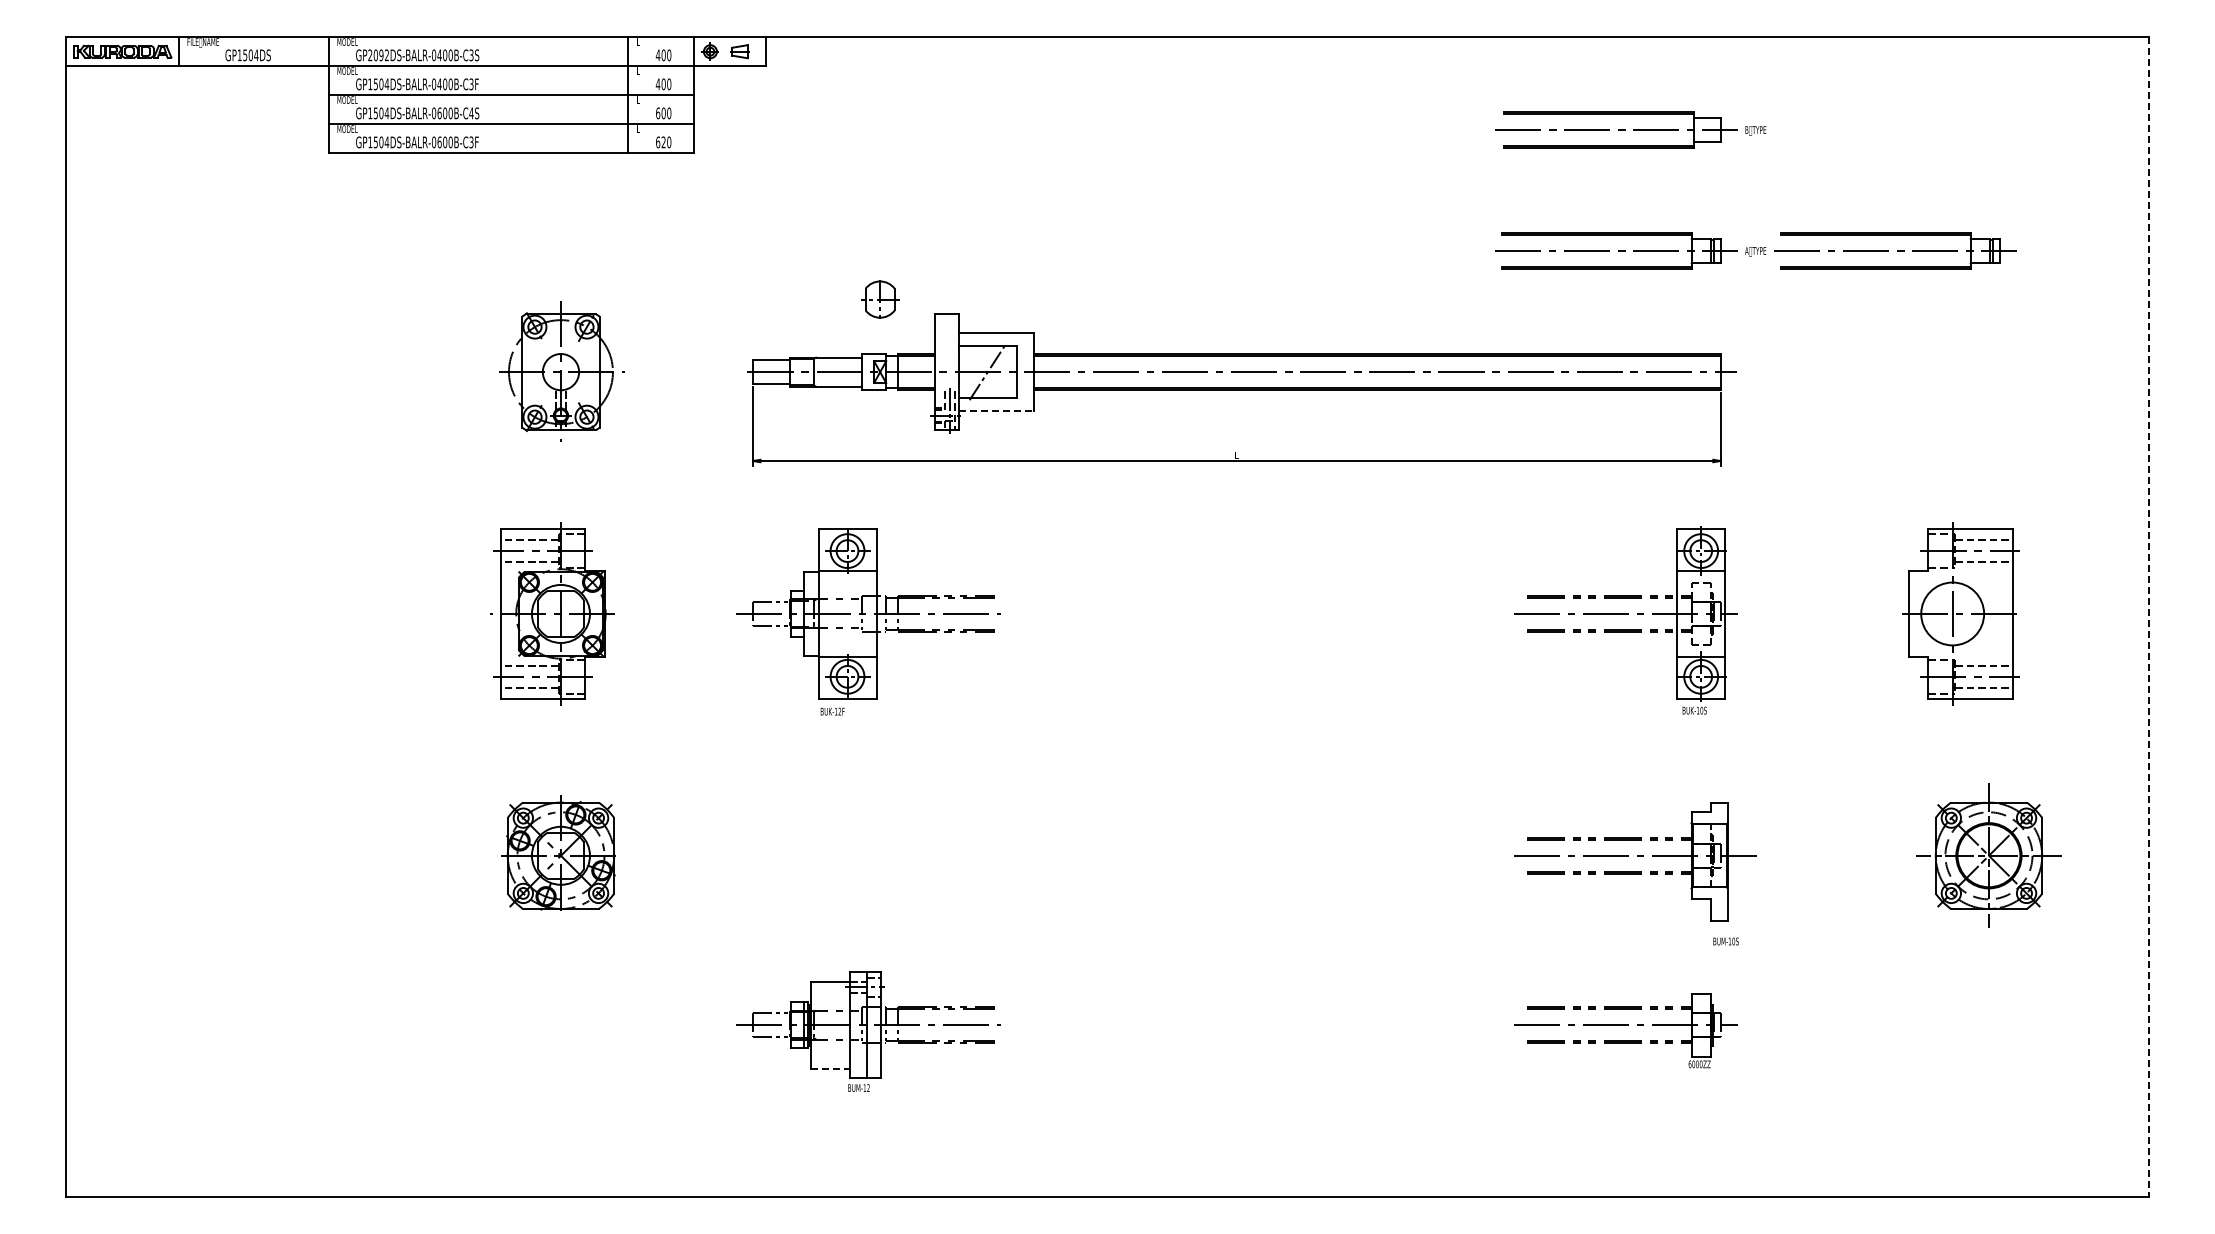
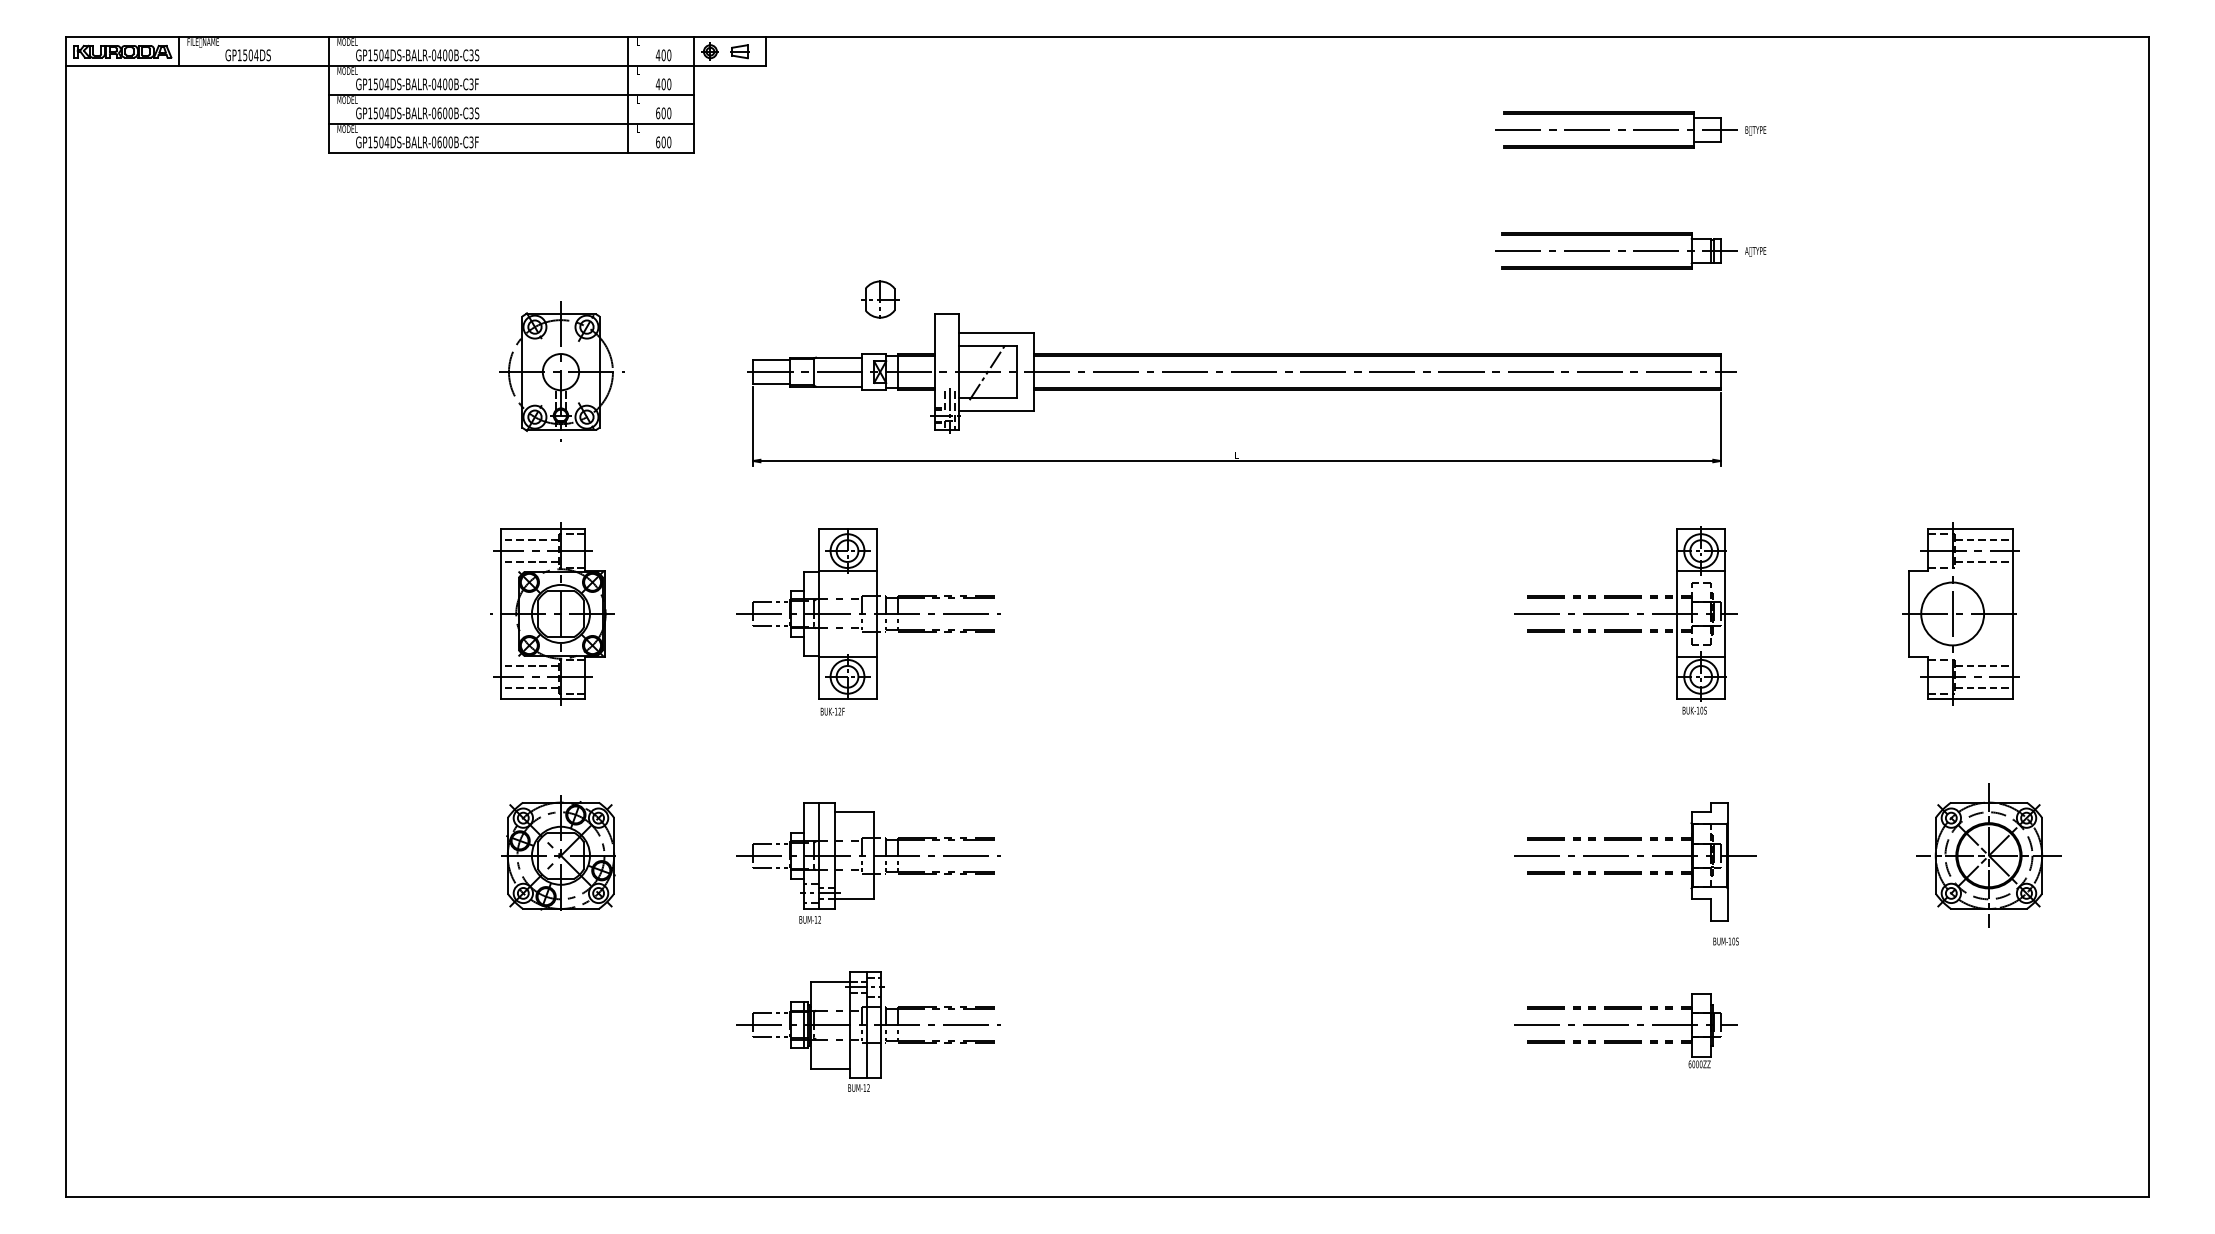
text: GP2092DS-BALR-0400B-C3S -> GP1504DS-BALR-0400B-C3S (378, 55)
text: GP1504DS-BALR-0600B-C4S -> GP1504DS-BALR-0600B-C3S (471, 113)
text: 620 -> 600 (663, 142)
part: present -> none (1895, 250)
line: dashed -> solid (996, 410)
line: dashed -> solid (2148, 617)
part: none -> present (868, 862)
line: dashed -> solid (831, 1068)
